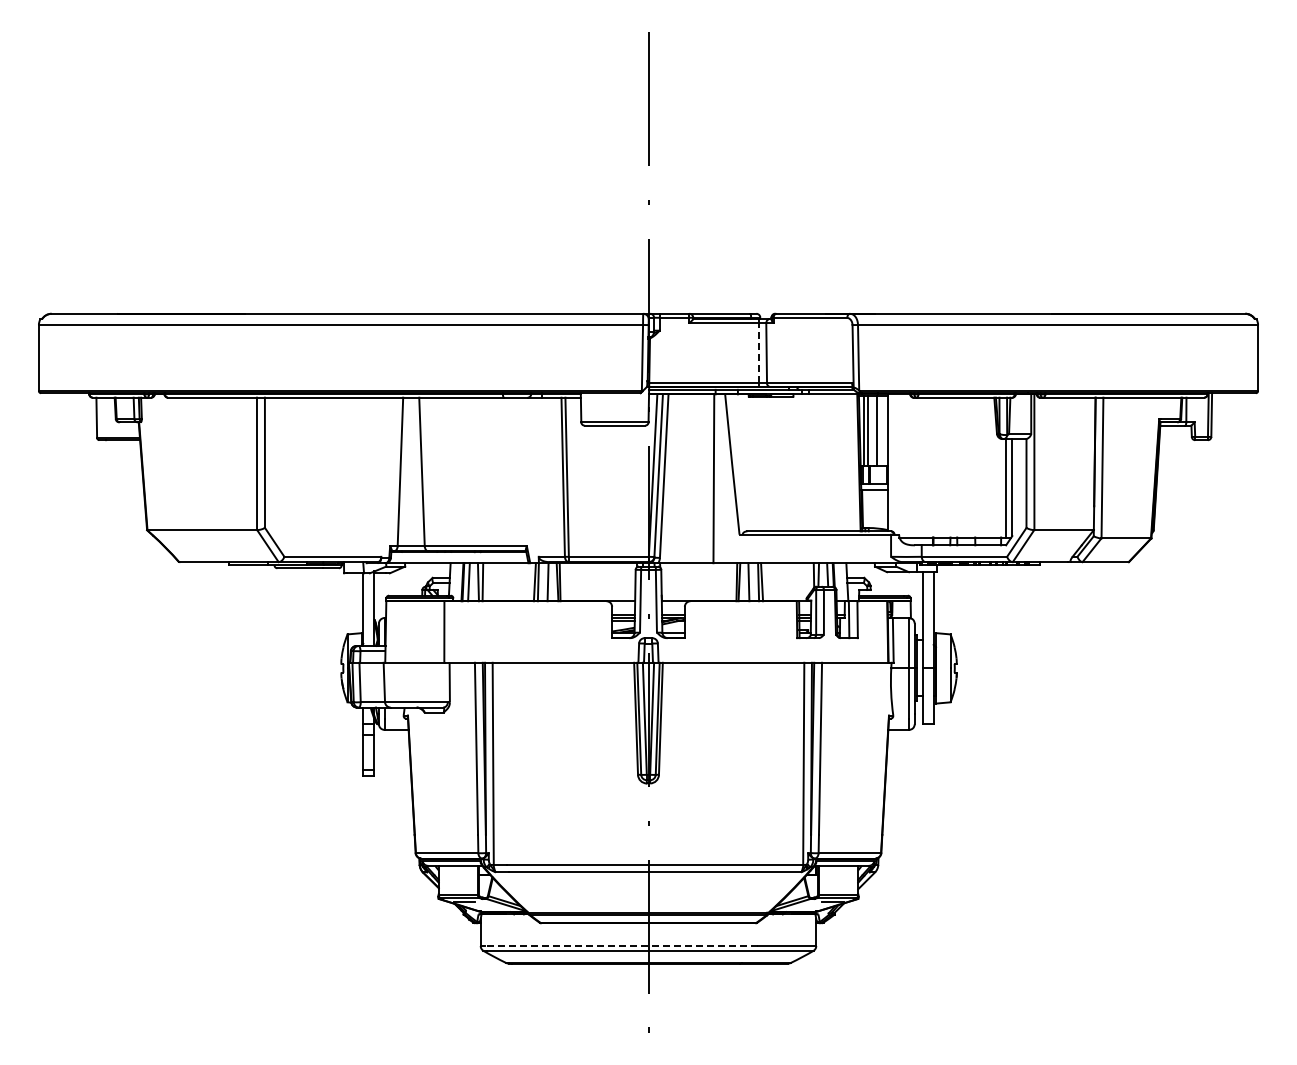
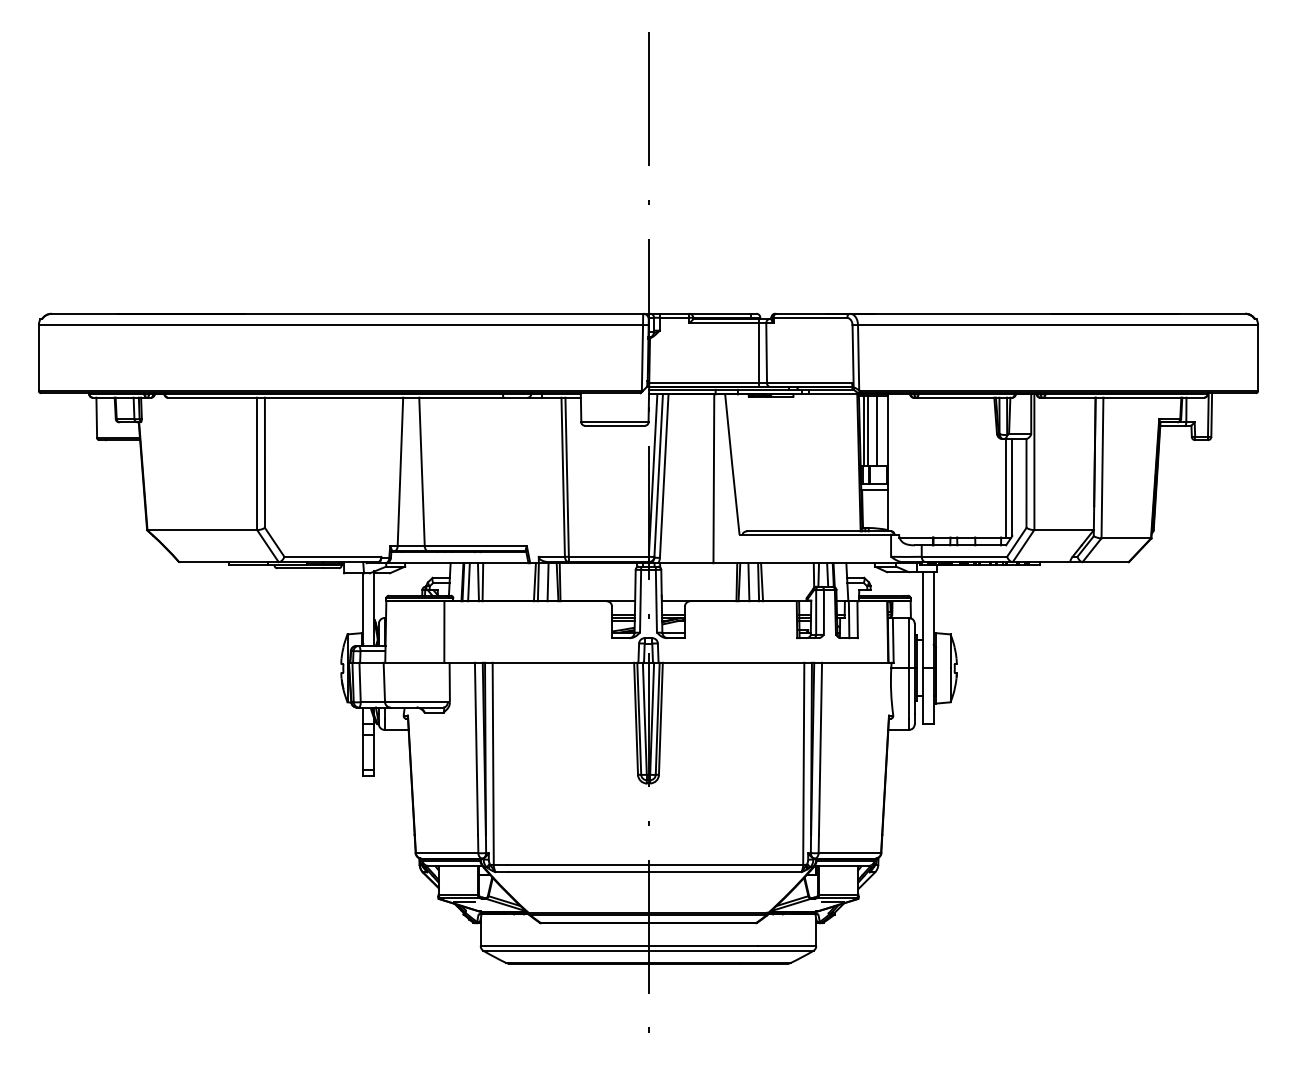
line: dashed -> solid (759, 353)
line: dashed -> solid (621, 946)
